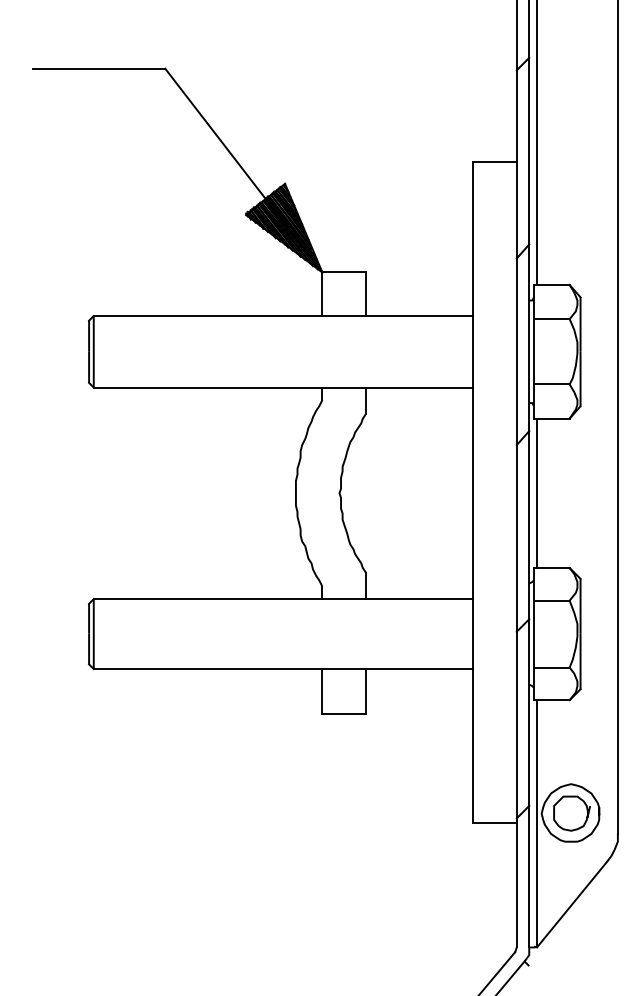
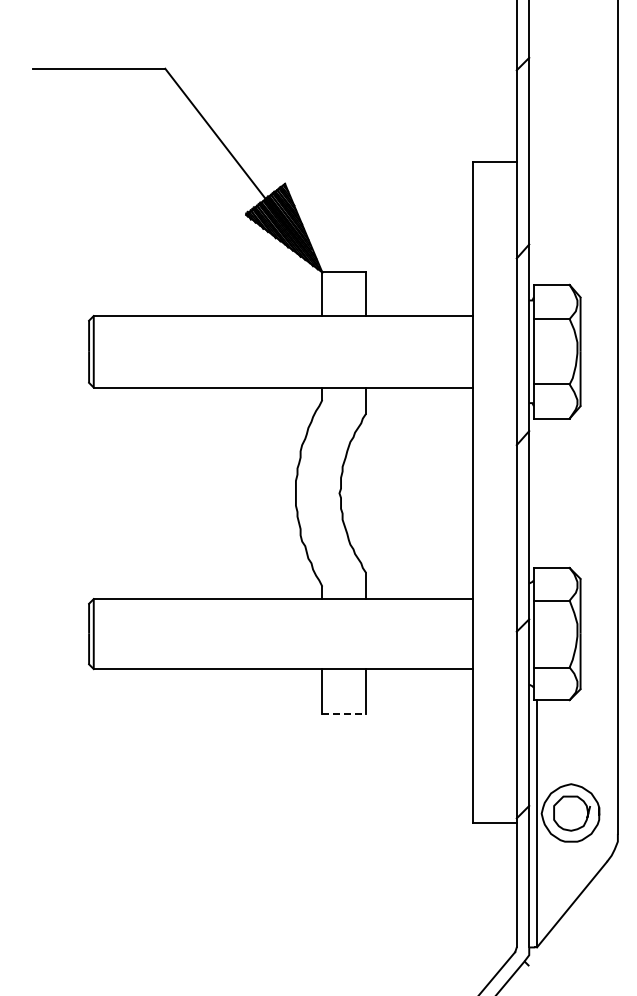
line: present -> none (537, 143)
line: present -> none (537, 492)
line: solid -> dashed (344, 714)
